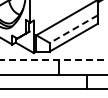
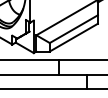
line: dashed -> solid (73, 29)
line: dashed -> solid (54, 60)
